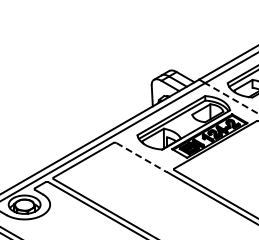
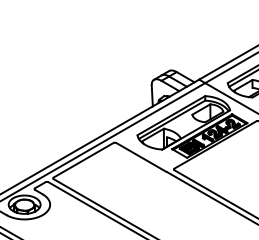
line: dashed -> solid (232, 98)
line: dashed -> solid (141, 157)
